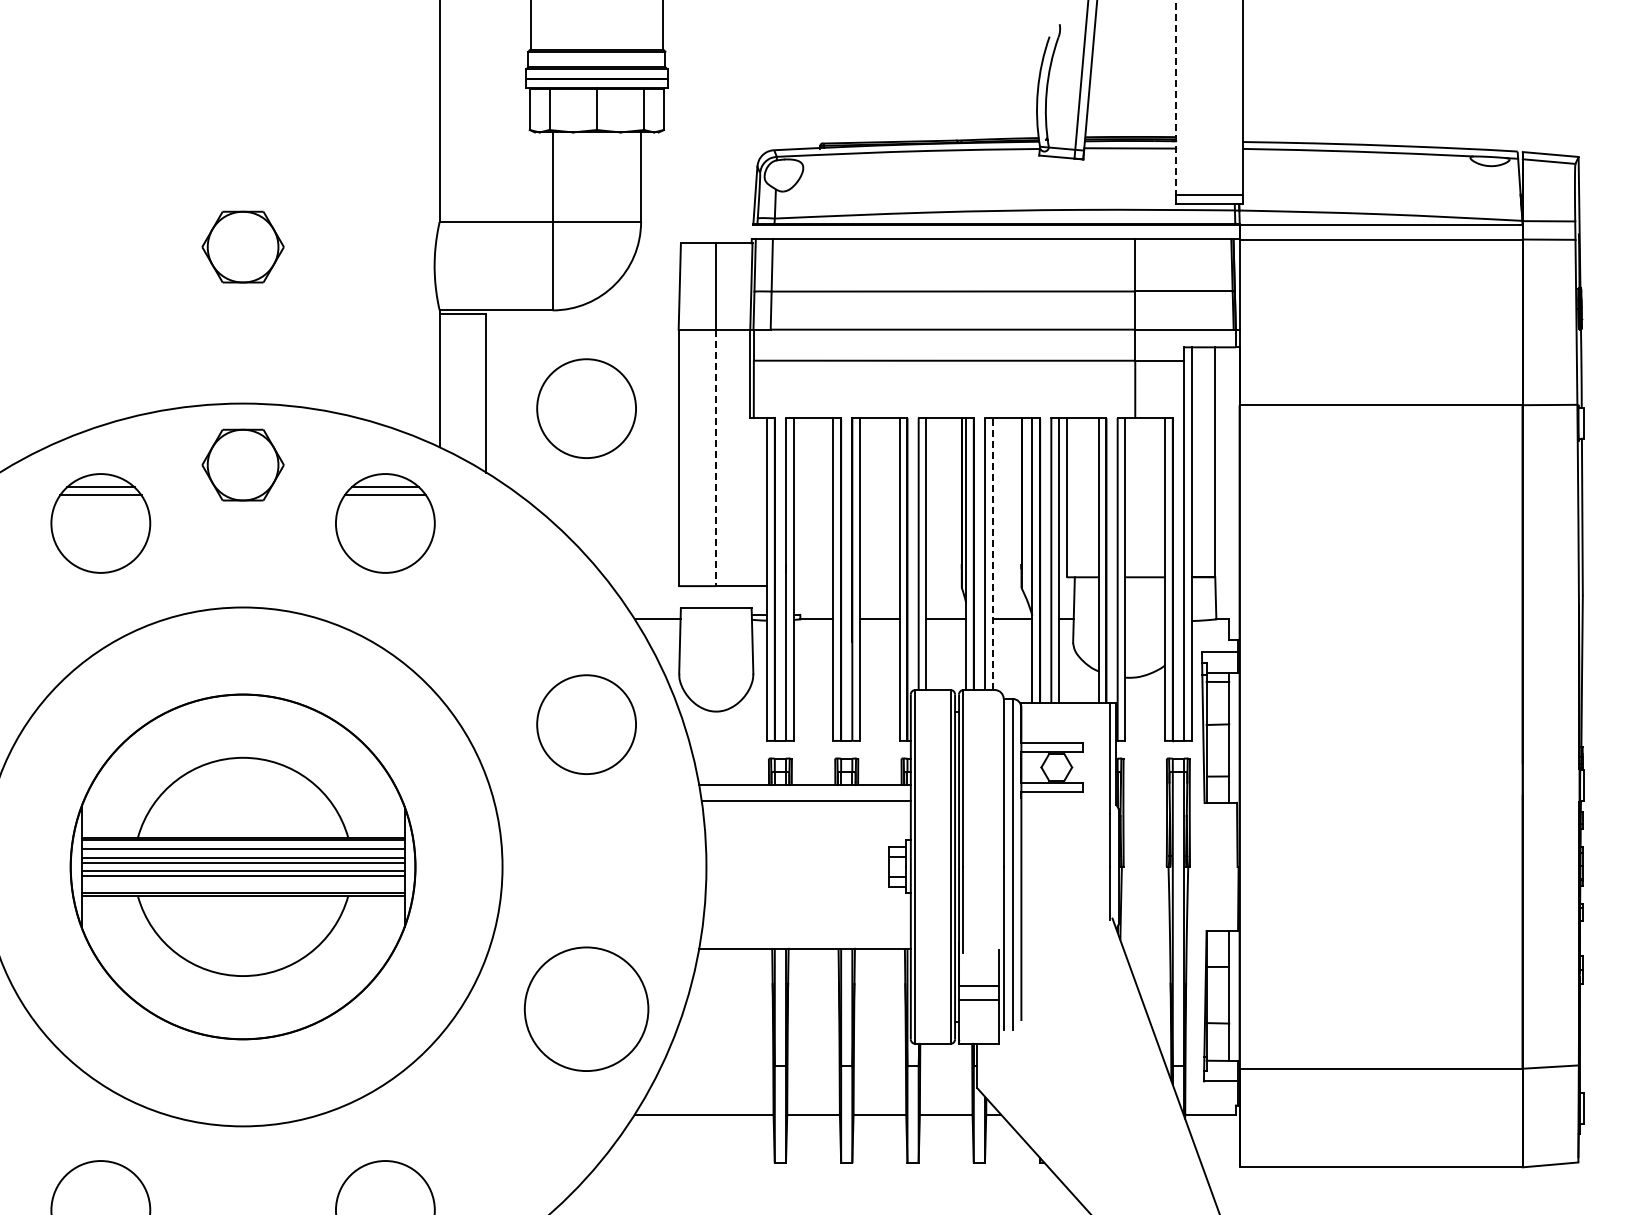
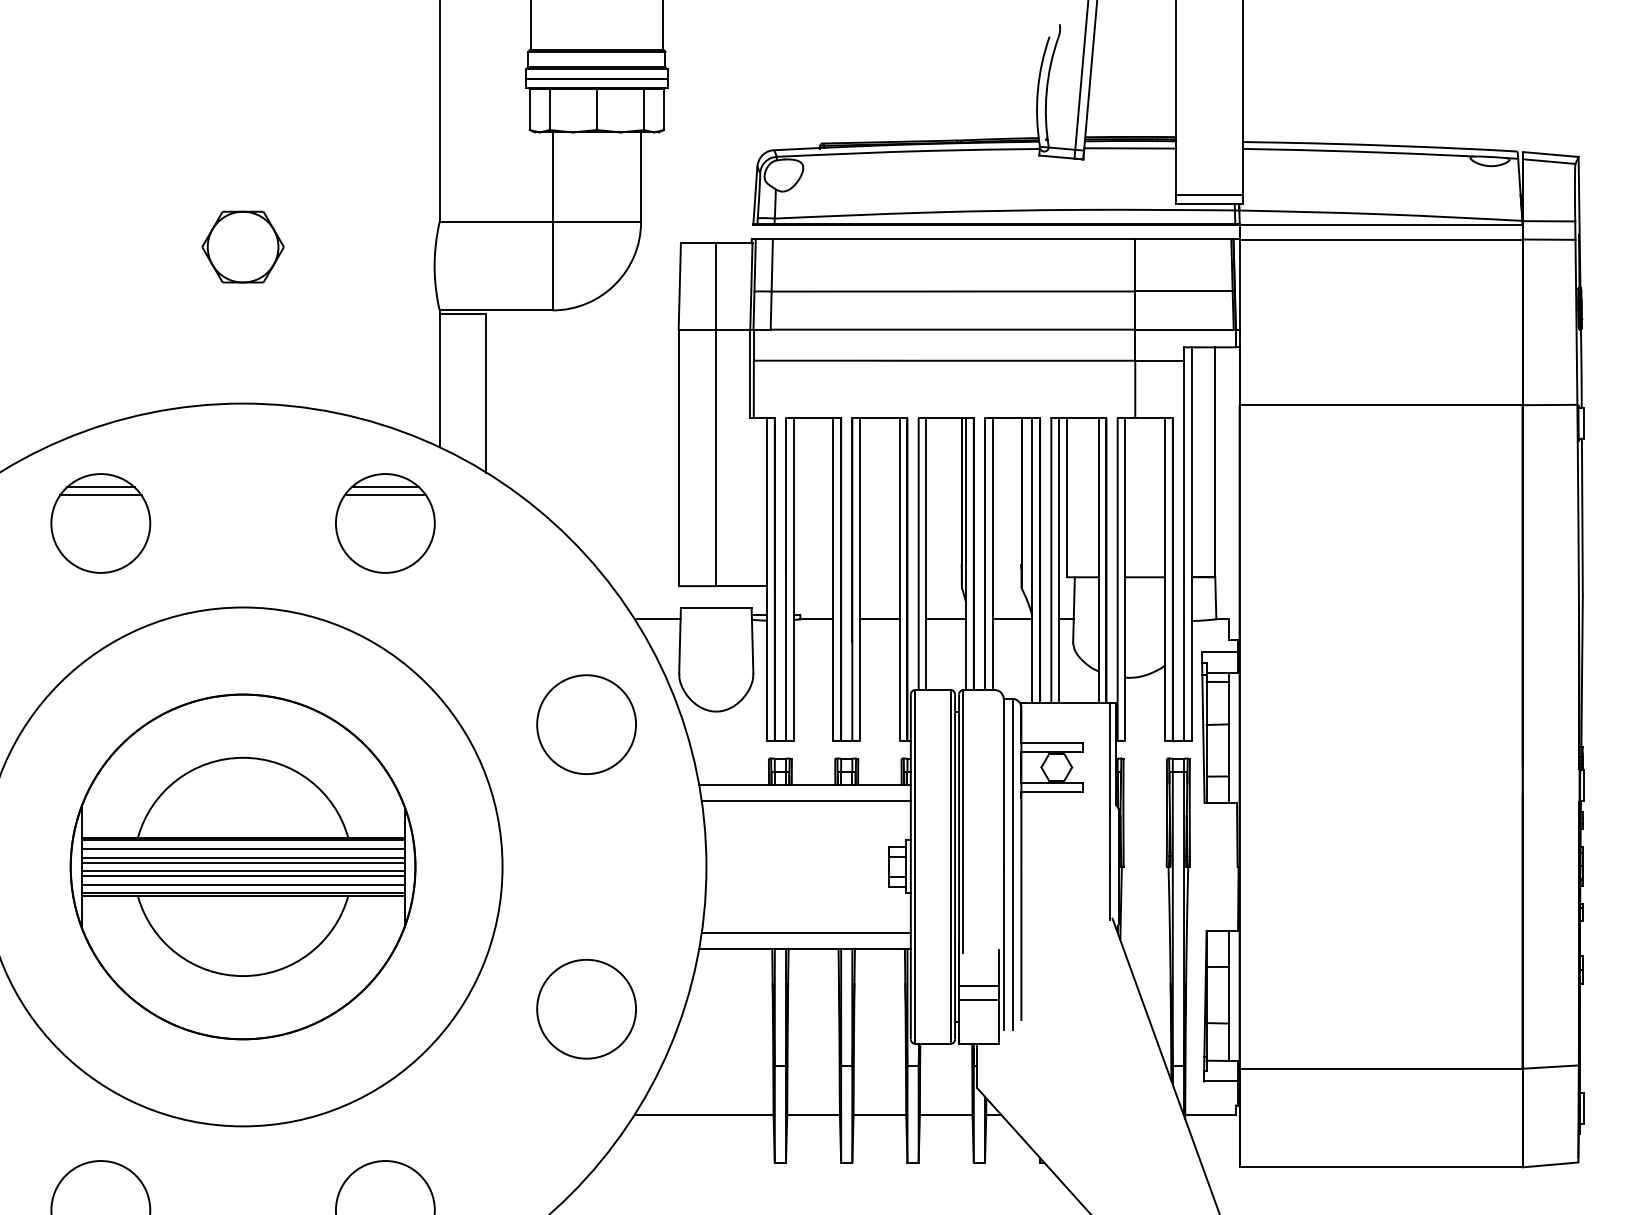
line: dashed -> solid (1176, 97)
circle: present -> none (586, 408)
line: dashed -> solid (716, 458)
part: present -> none (242, 464)
line: dashed -> solid (992, 554)
line: none -> present (242, 884)
line: none -> present (805, 933)
circle diameter: 124 px -> 99 px (586, 1008)
